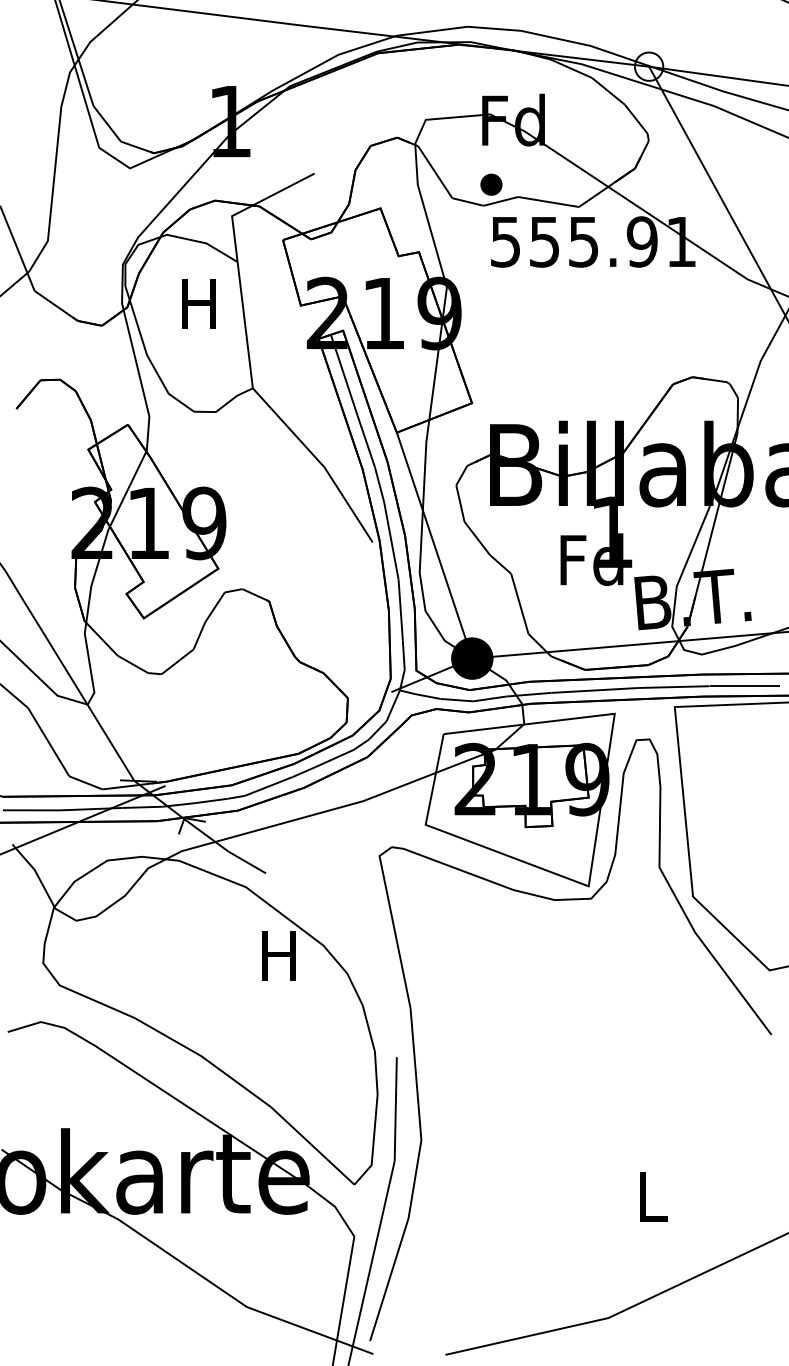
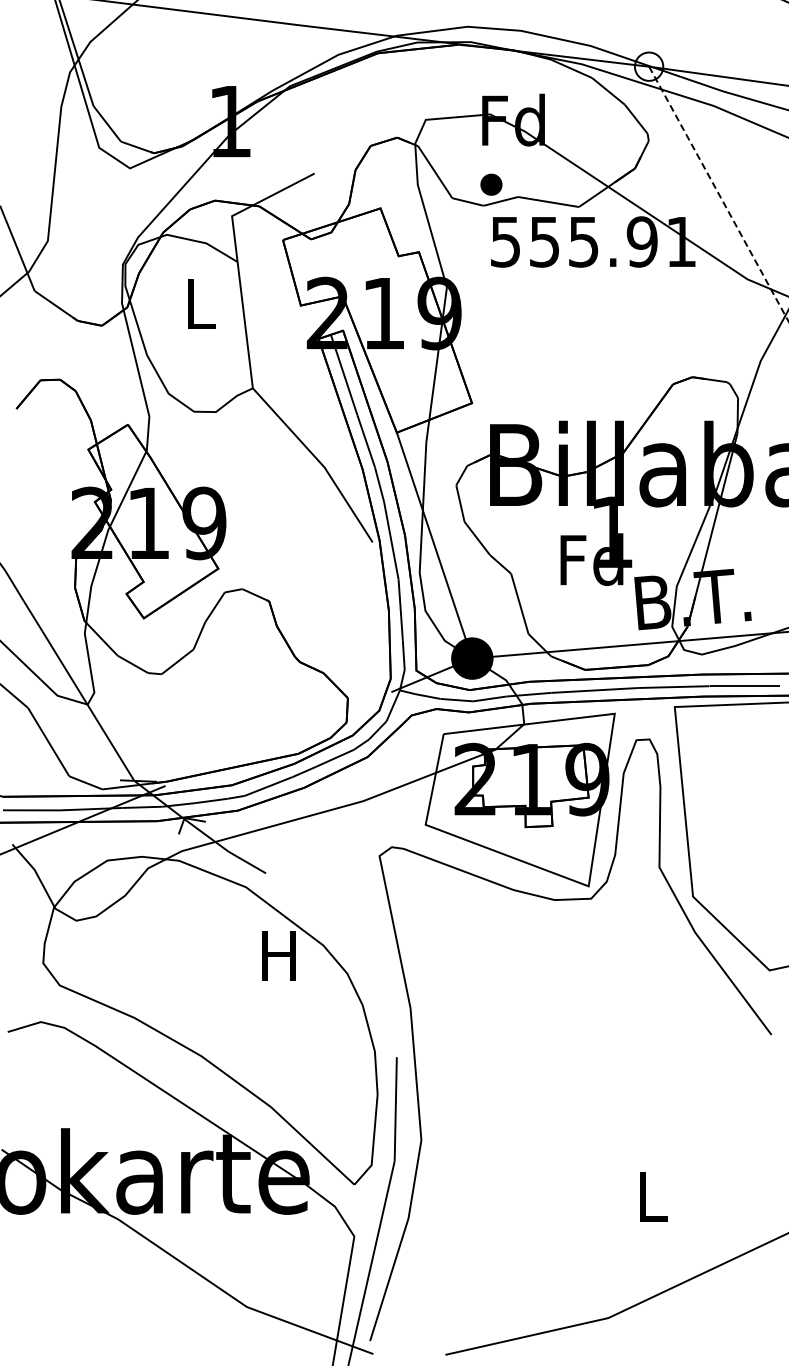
line: solid -> dashed (719, 194)
text: H -> L (198, 303)
